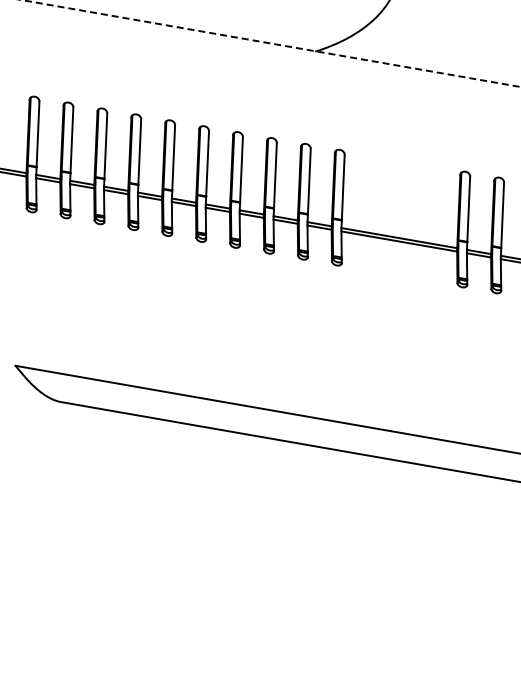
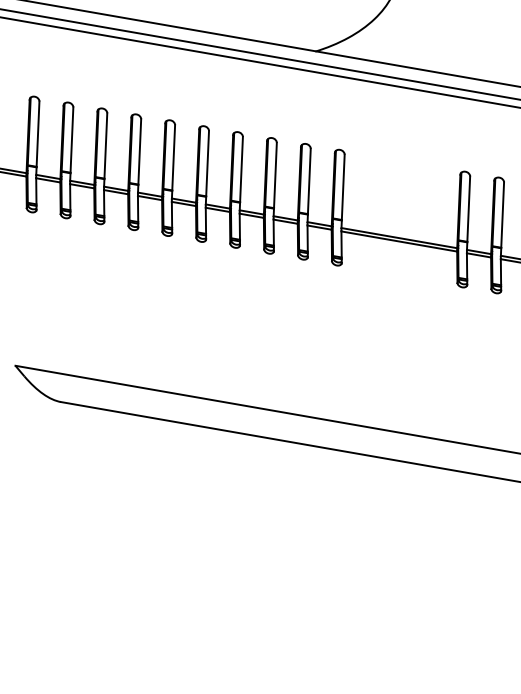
line: dashed -> solid (270, 43)
line: none -> present (259, 54)
line: none -> present (259, 62)
